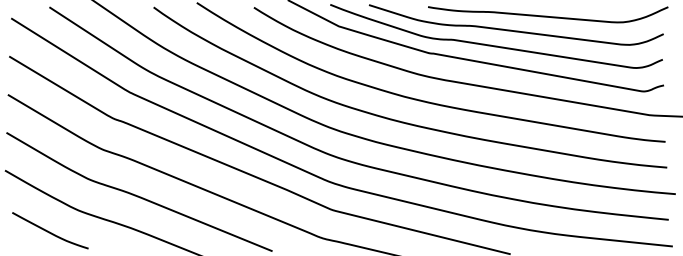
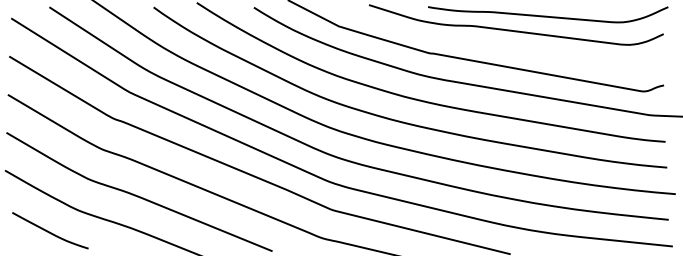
curve: present -> none (496, 45)
